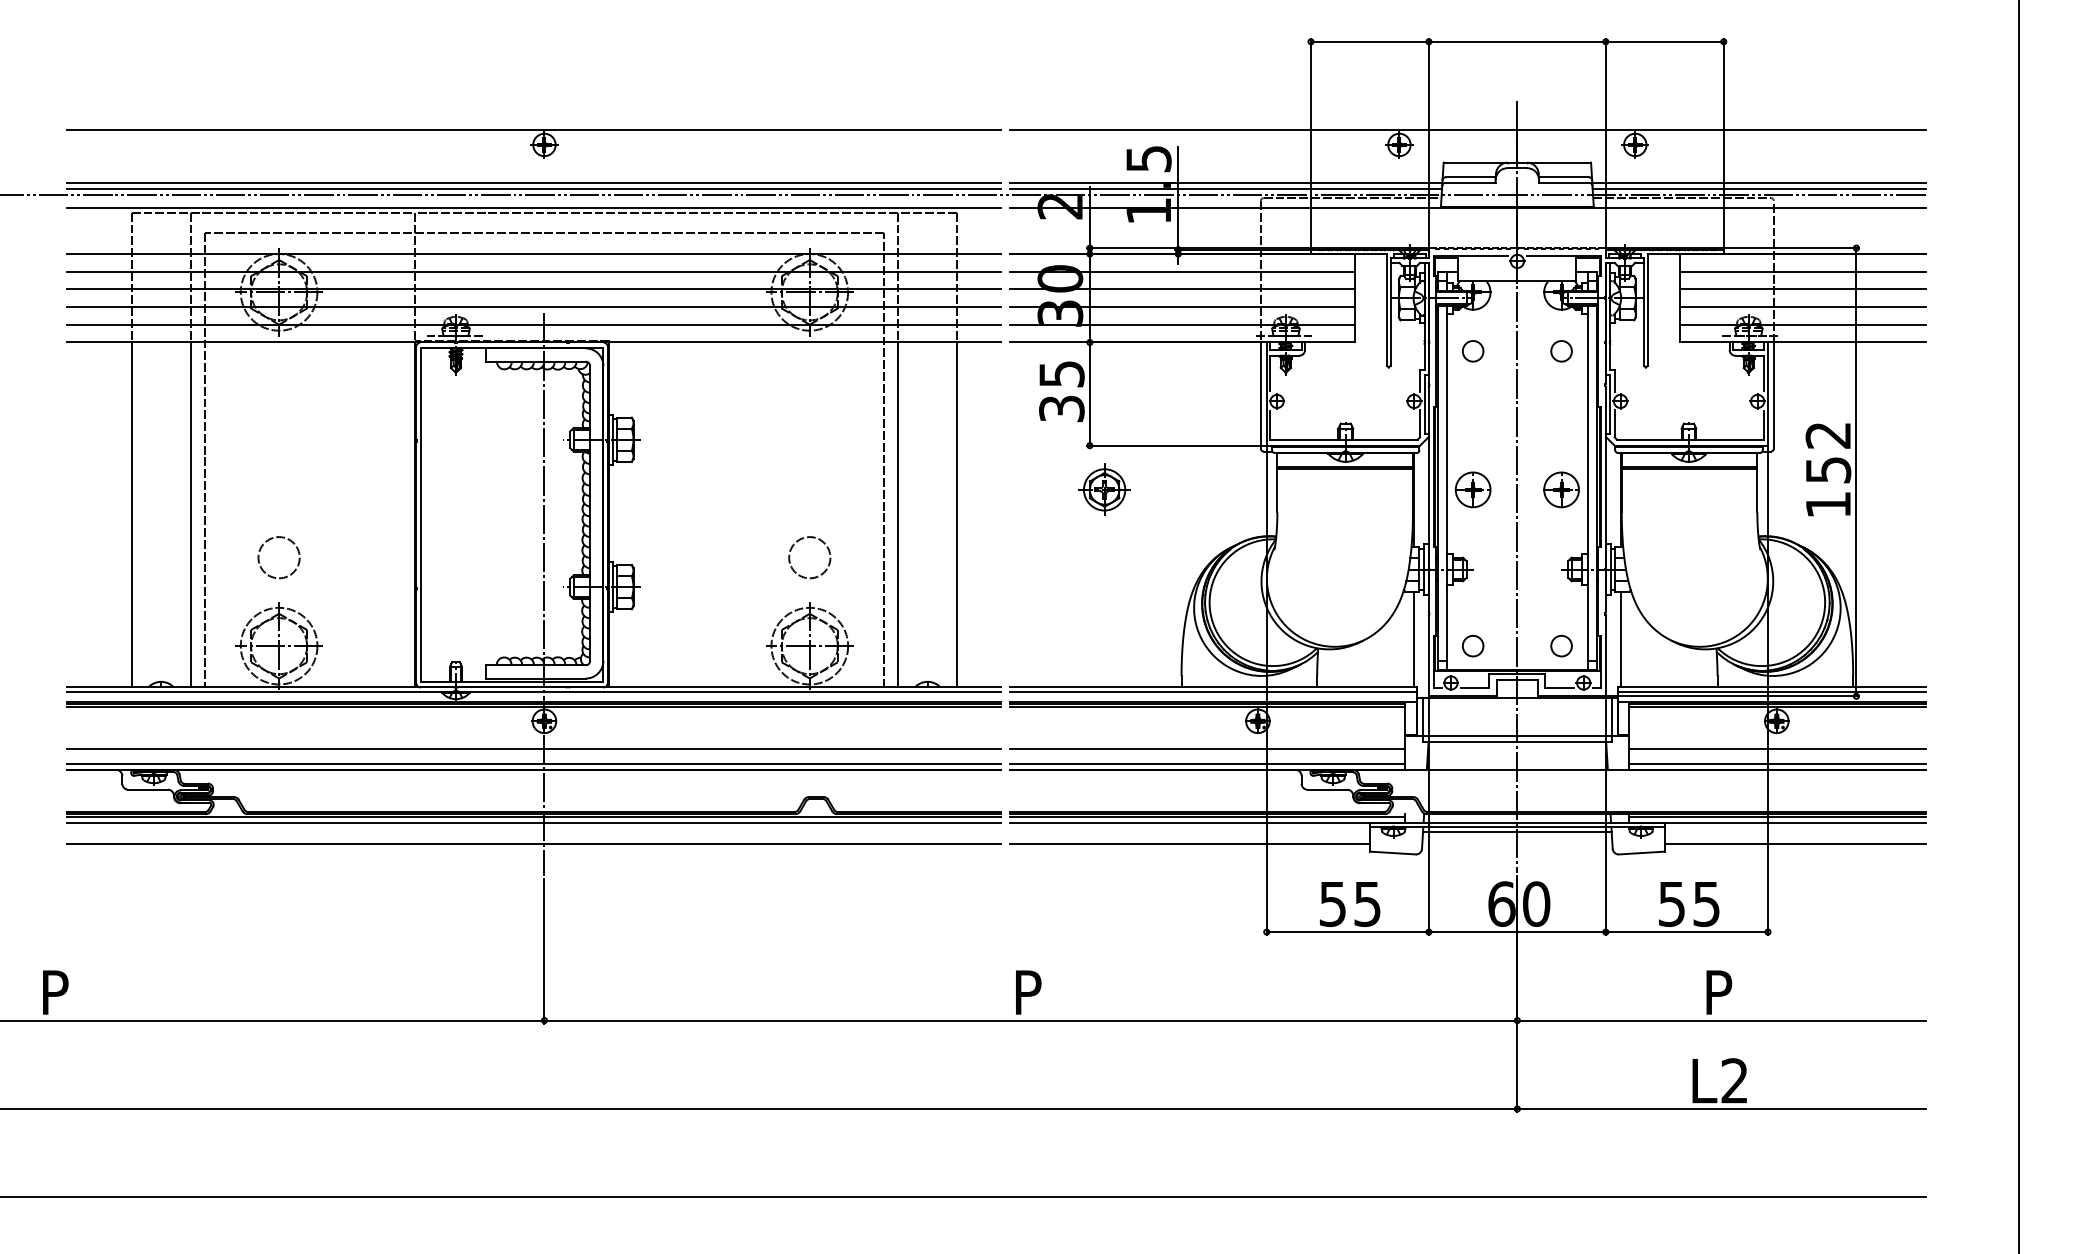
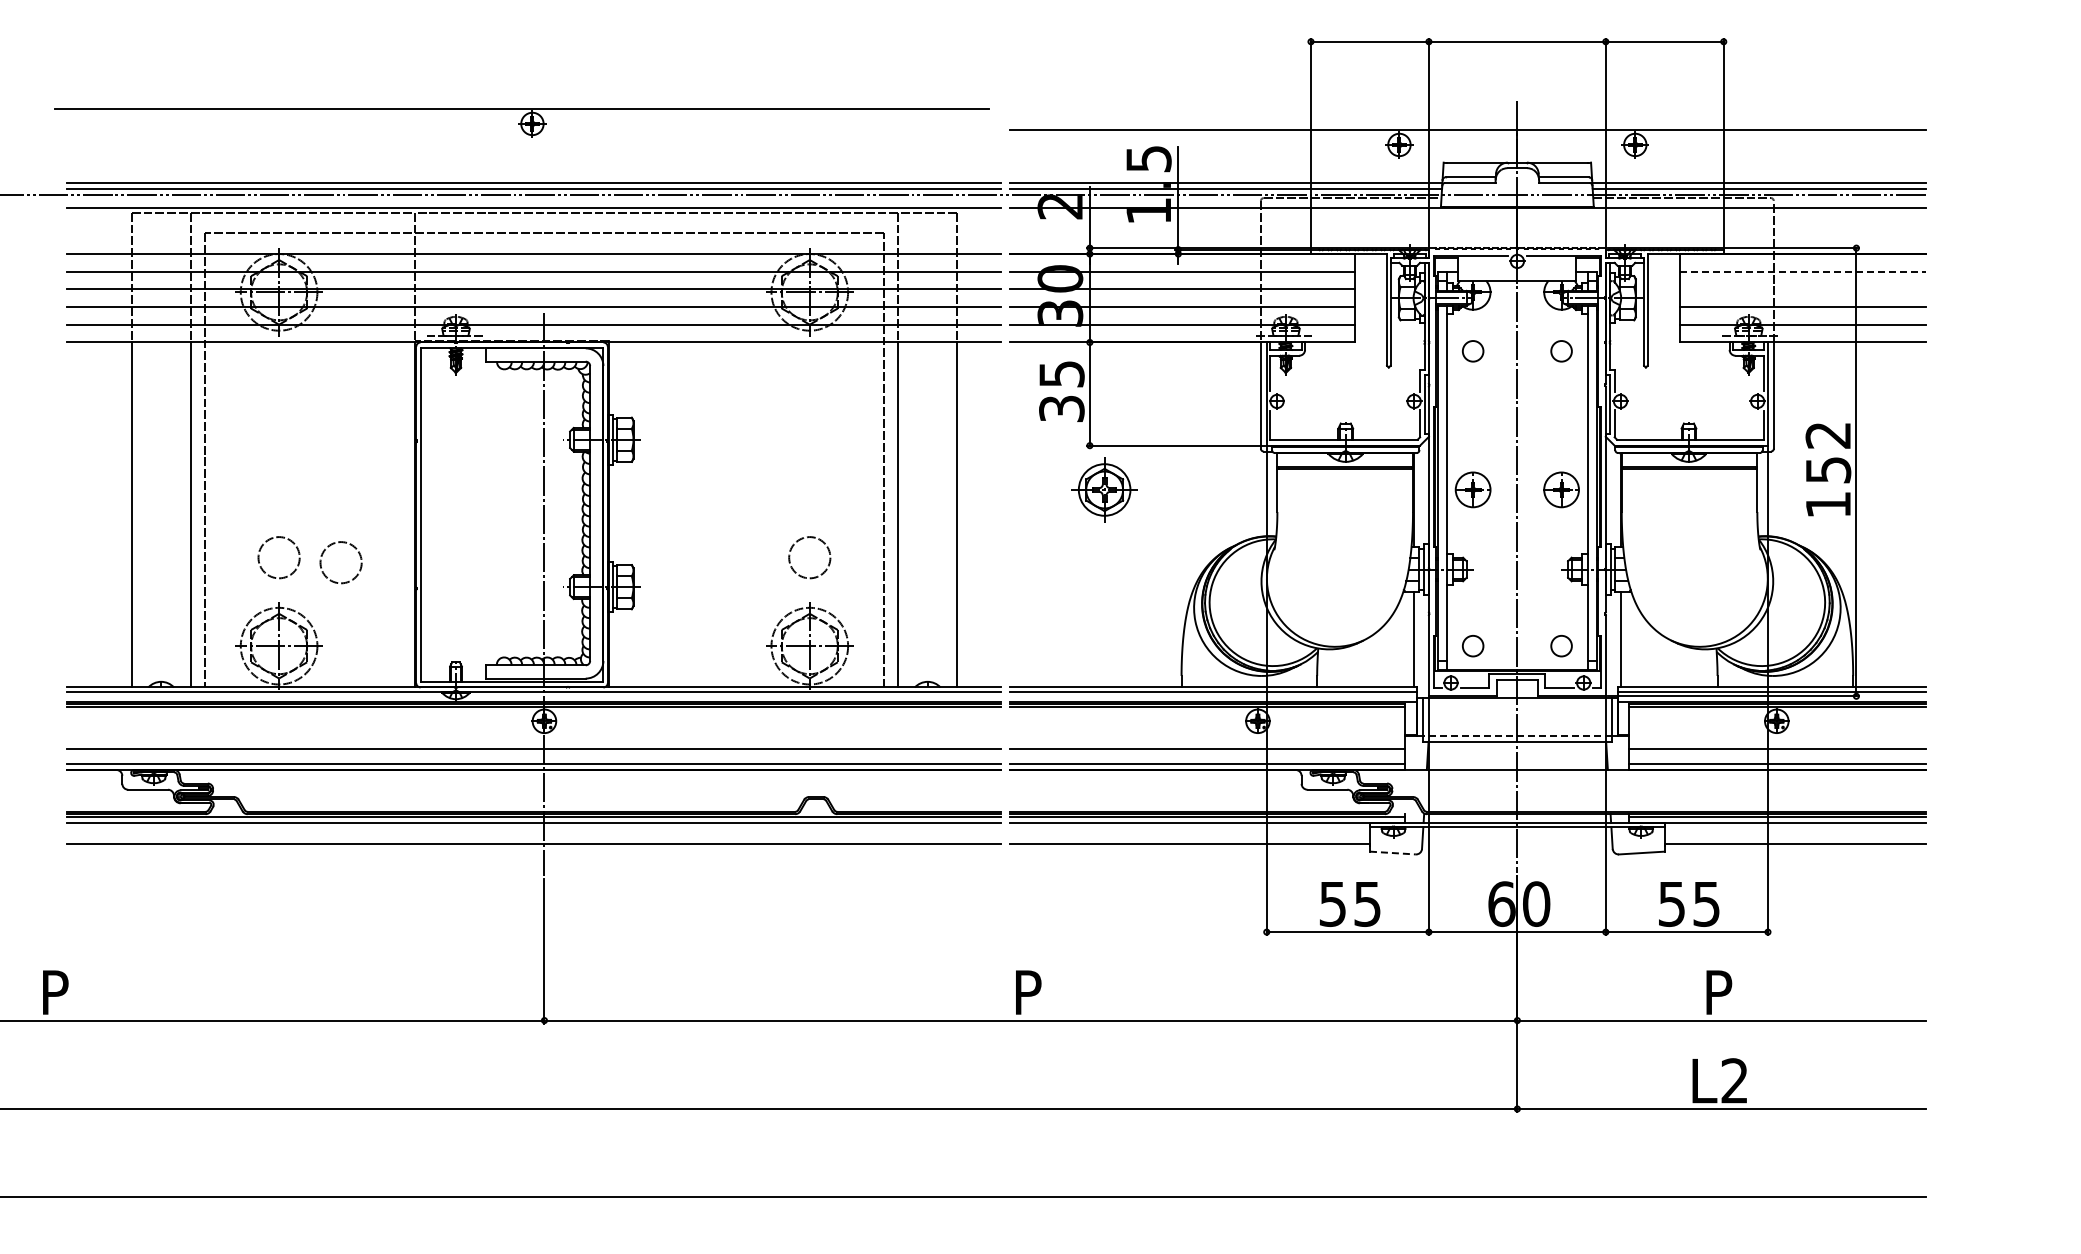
part position: (533, 143) -> (521, 122) (521, 122)
line: solid -> dashed (1803, 271)
line: present -> none (1802, 289)
part size: 53x53 px -> 67x66 px (1104, 489)
circle: none -> present (340, 562)
line: present -> none (2018, 626)
line: solid -> dashed (1516, 736)
line: present -> none (1517, 832)
line: solid -> dashed (1392, 853)
